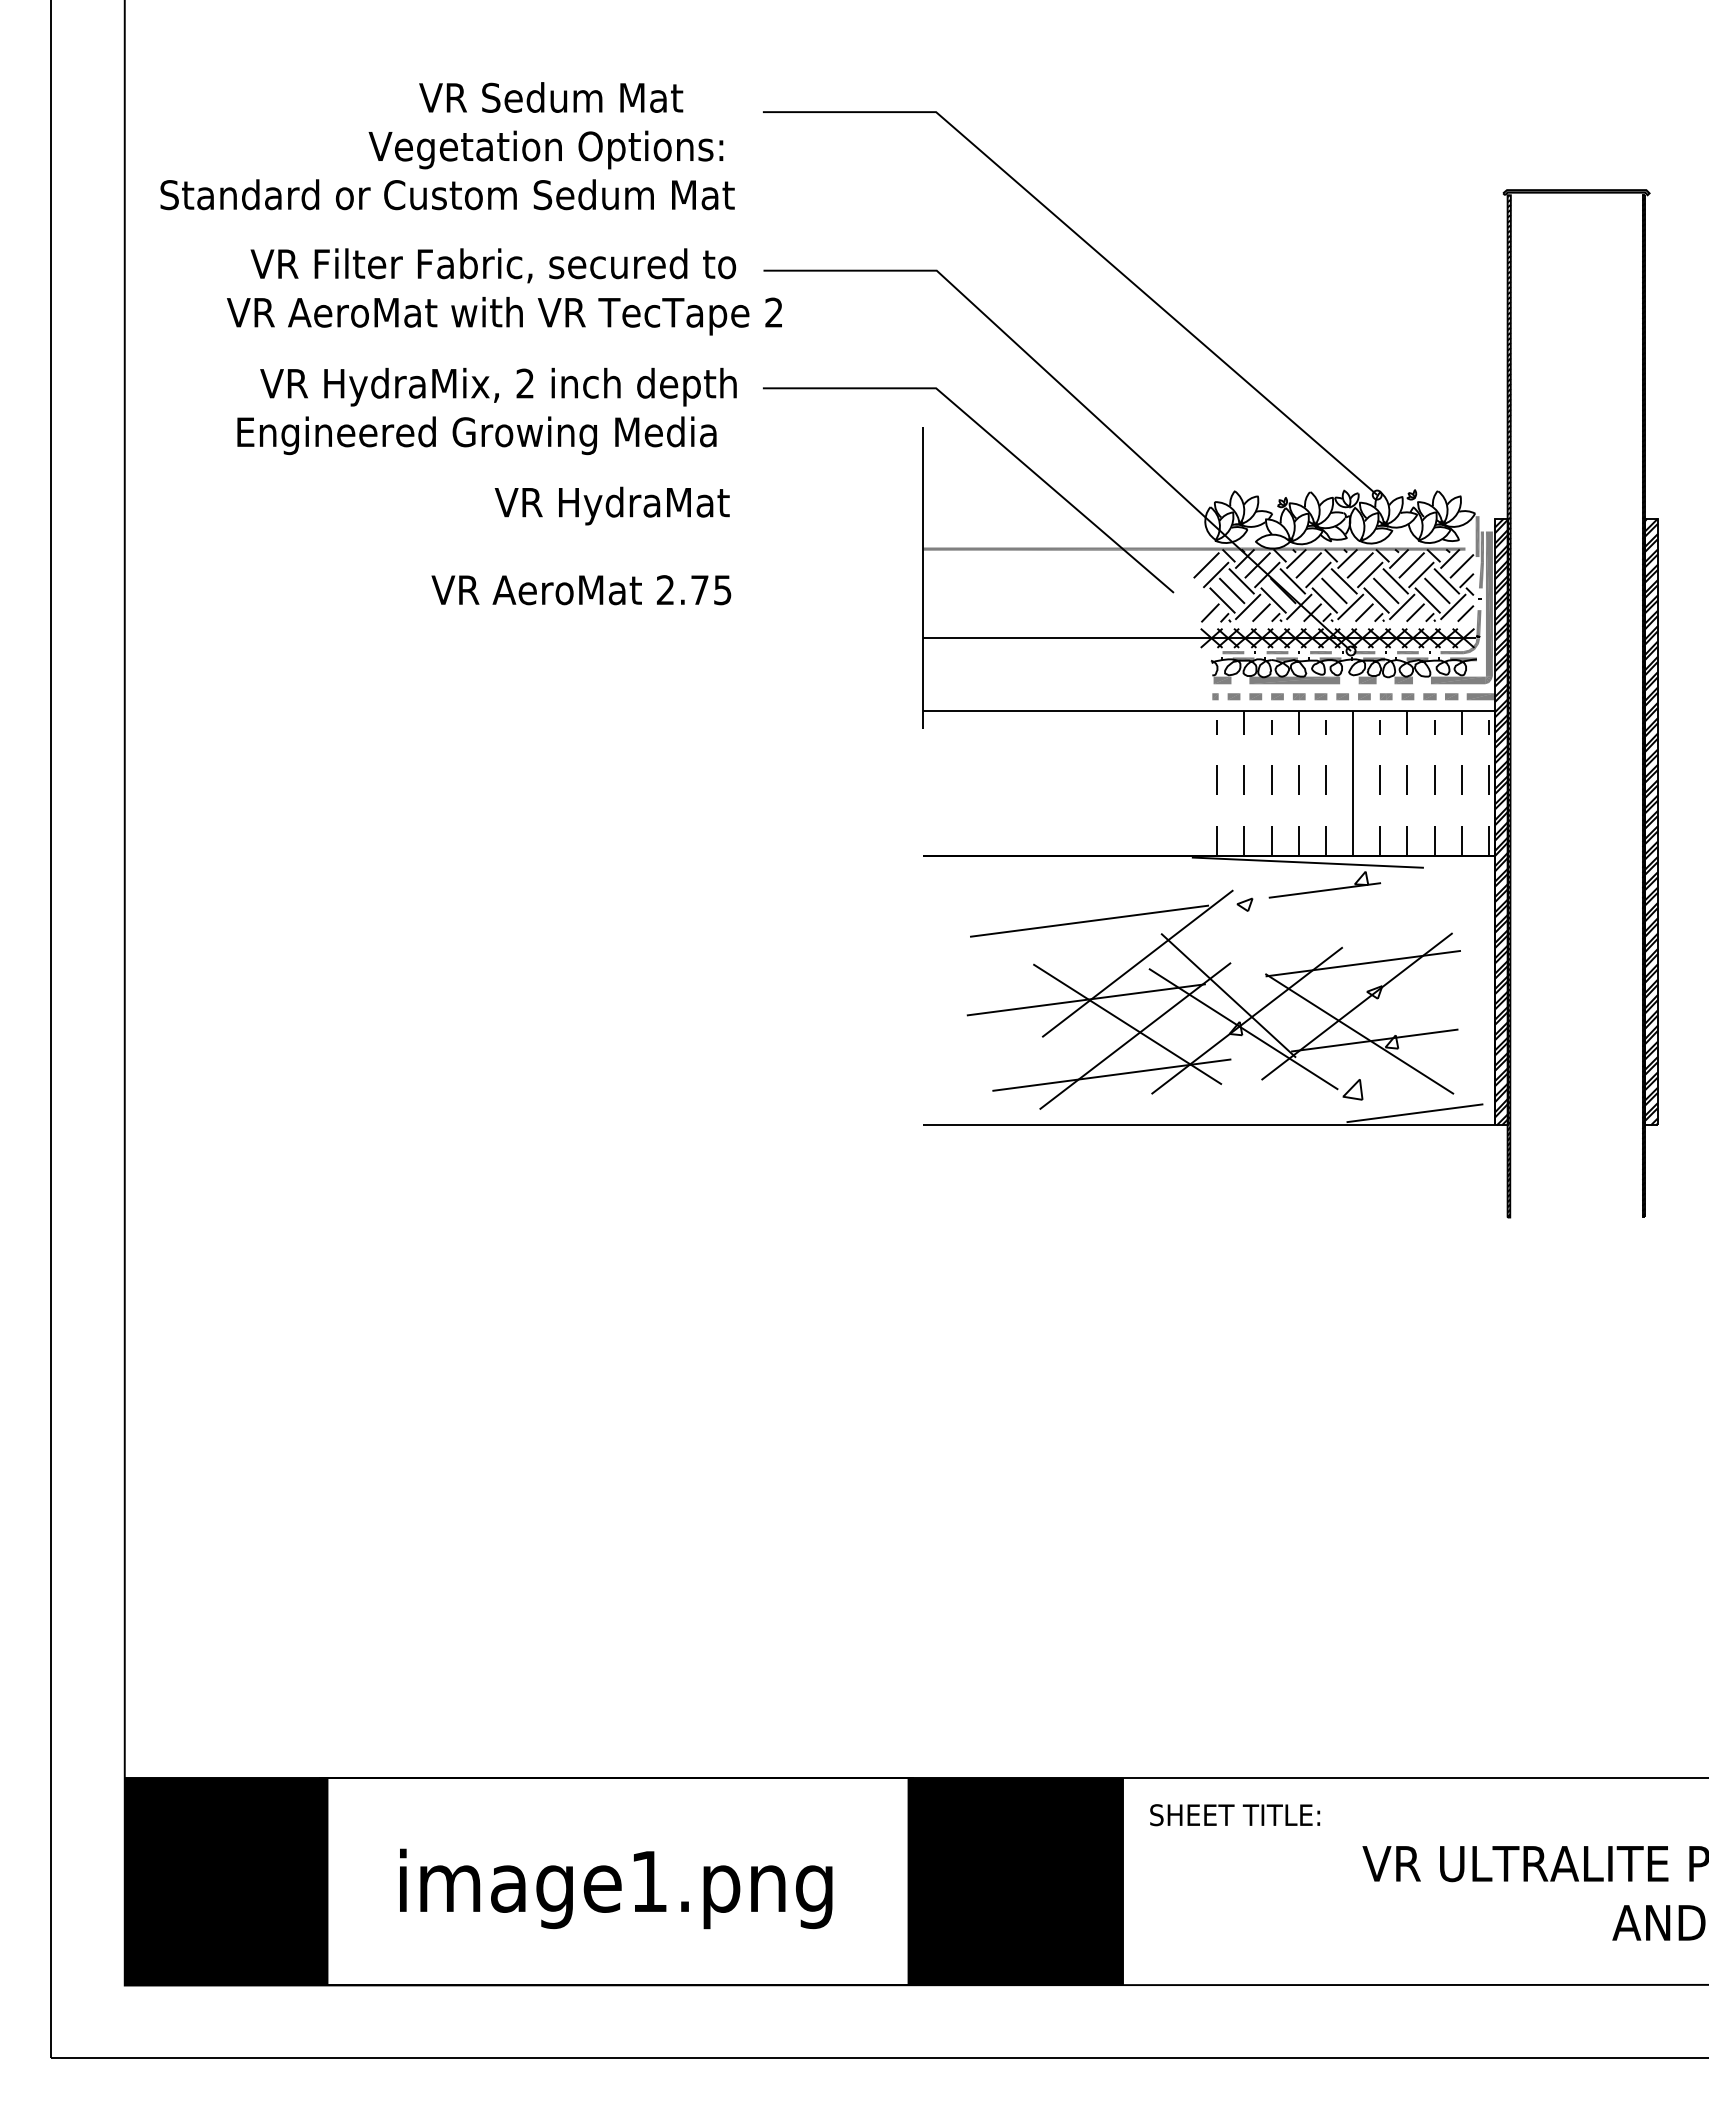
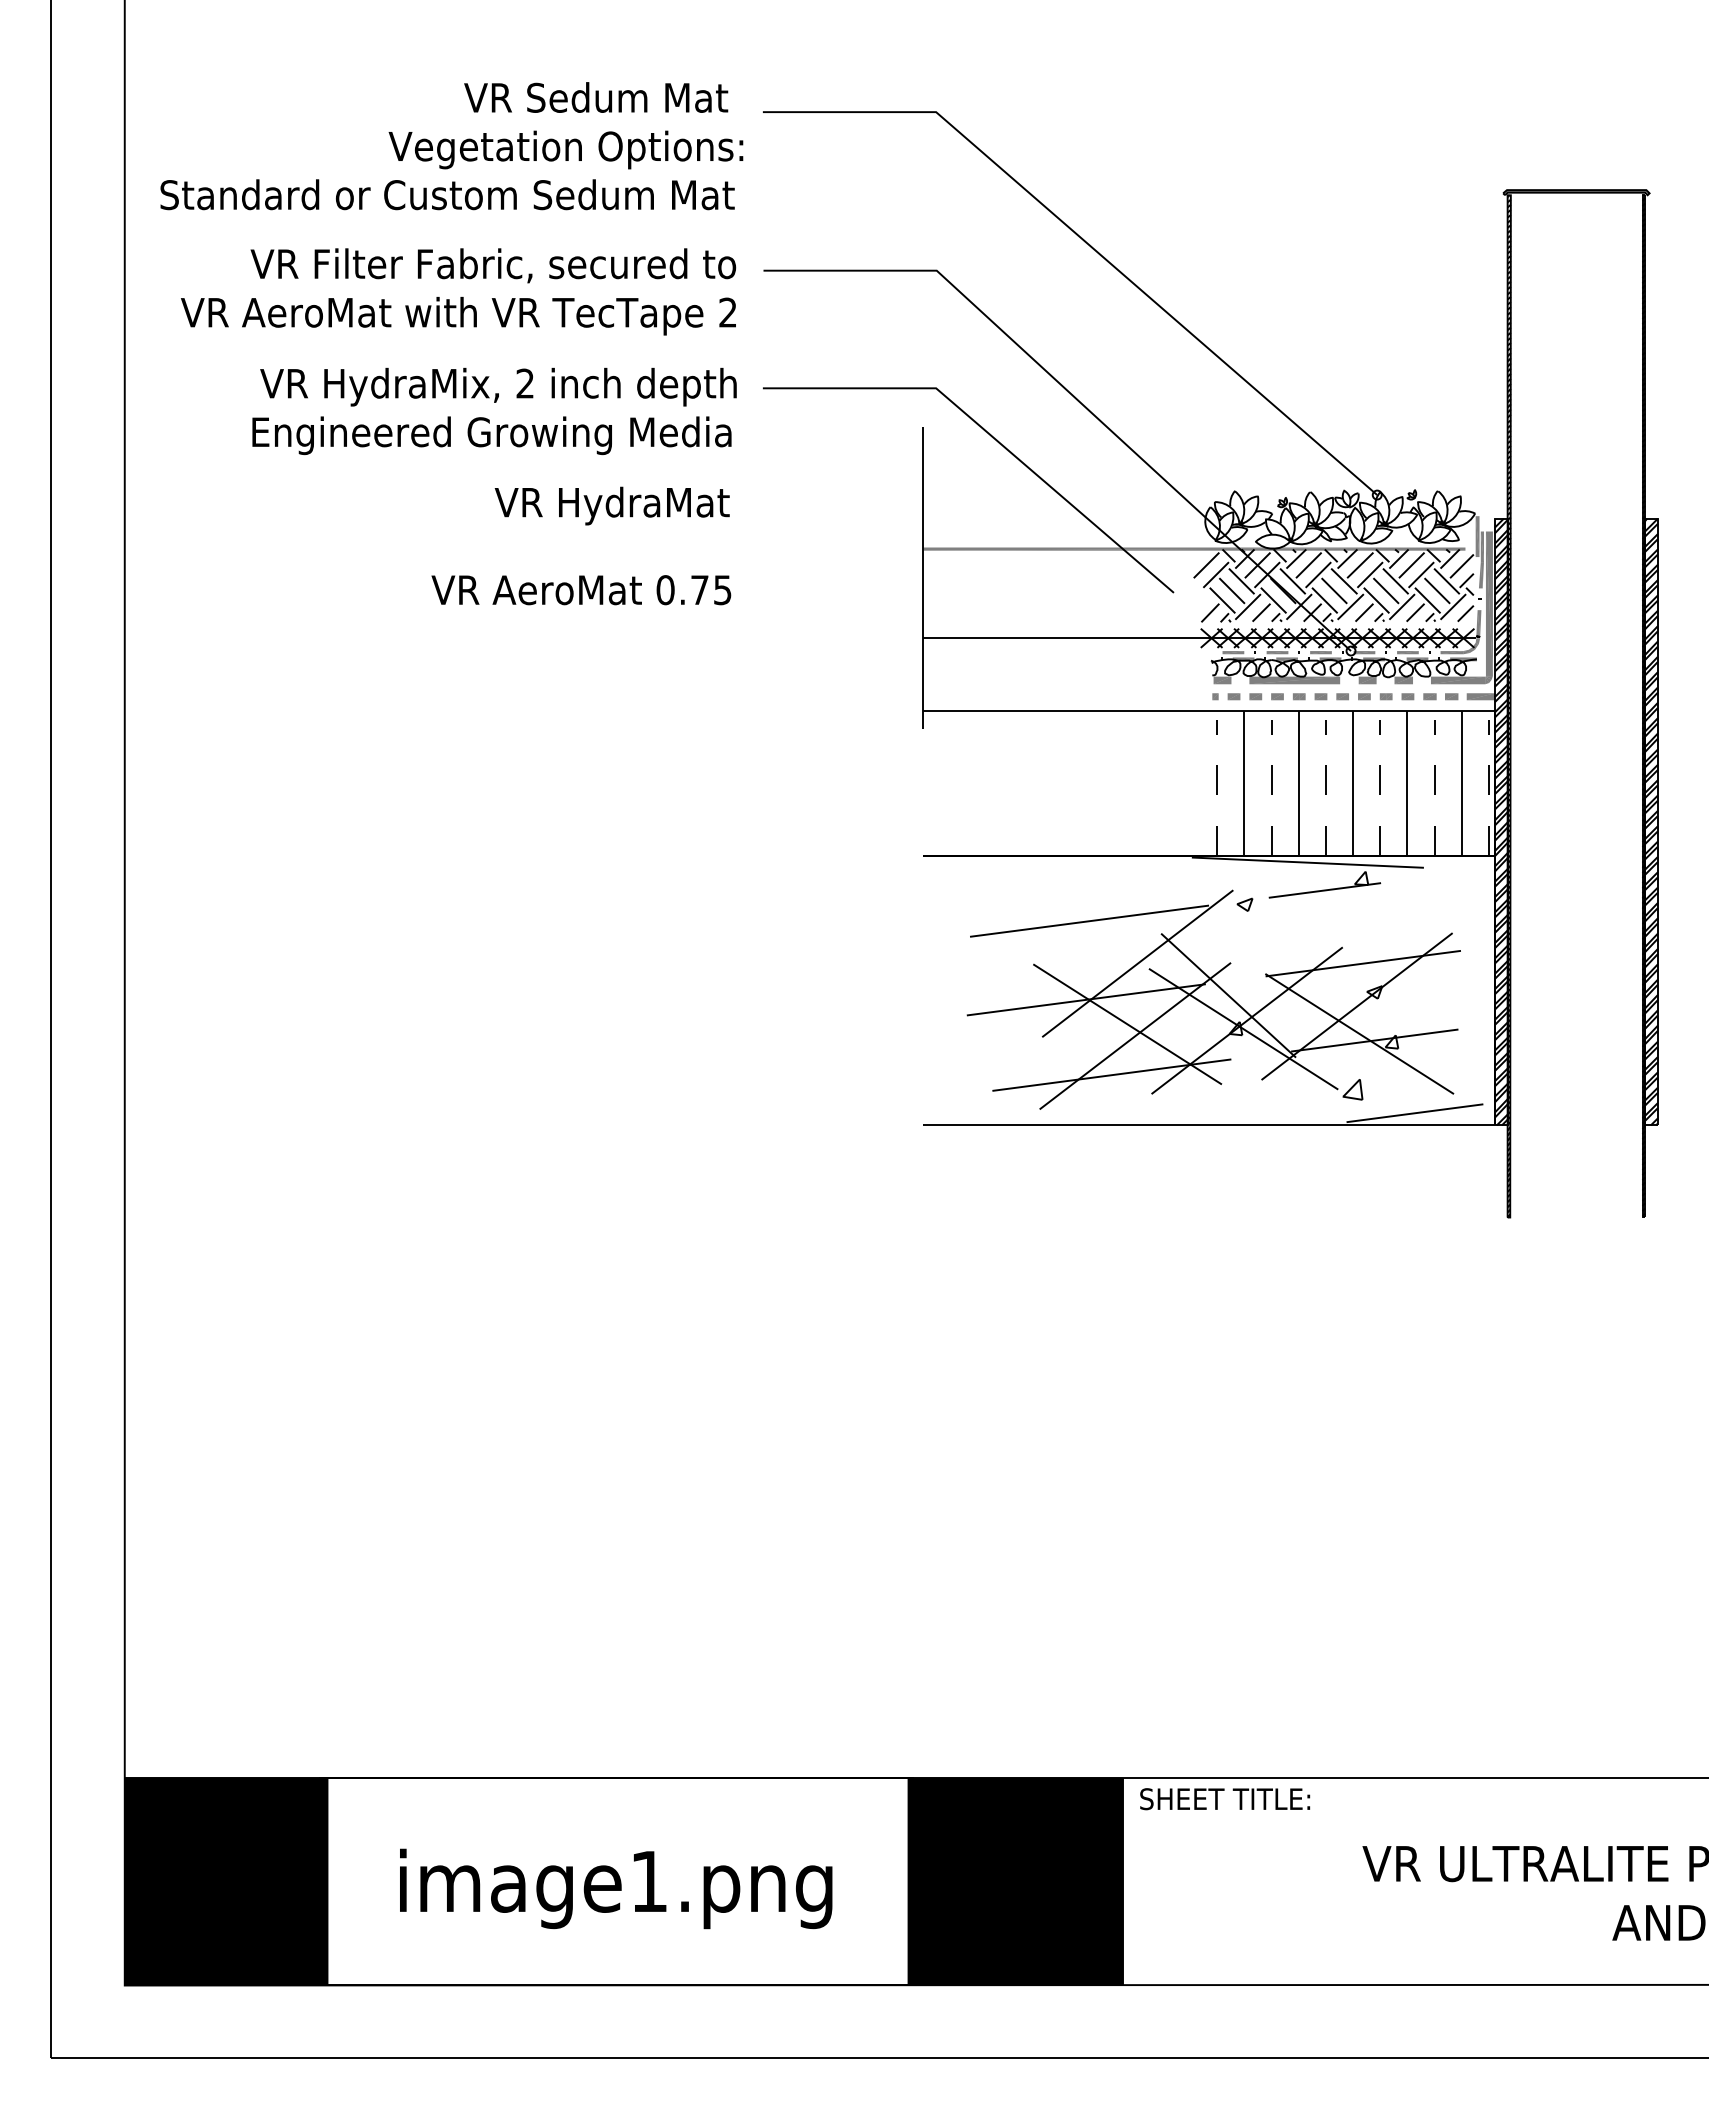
text position: (551, 97) -> (596, 97) (596, 97)
text position: (545, 149) -> (565, 149) (565, 149)
text position: (504, 316) -> (458, 316) (458, 316)
text position: (476, 435) -> (491, 435) (491, 435)
text: 2.75 -> 0.75 (665, 590)
line: dashed -> solid (1244, 782)
line: dashed -> solid (1298, 782)
line: dashed -> solid (1407, 782)
line: dashed -> solid (1461, 783)
text position: (1235, 1815) -> (1225, 1799) (1225, 1799)
